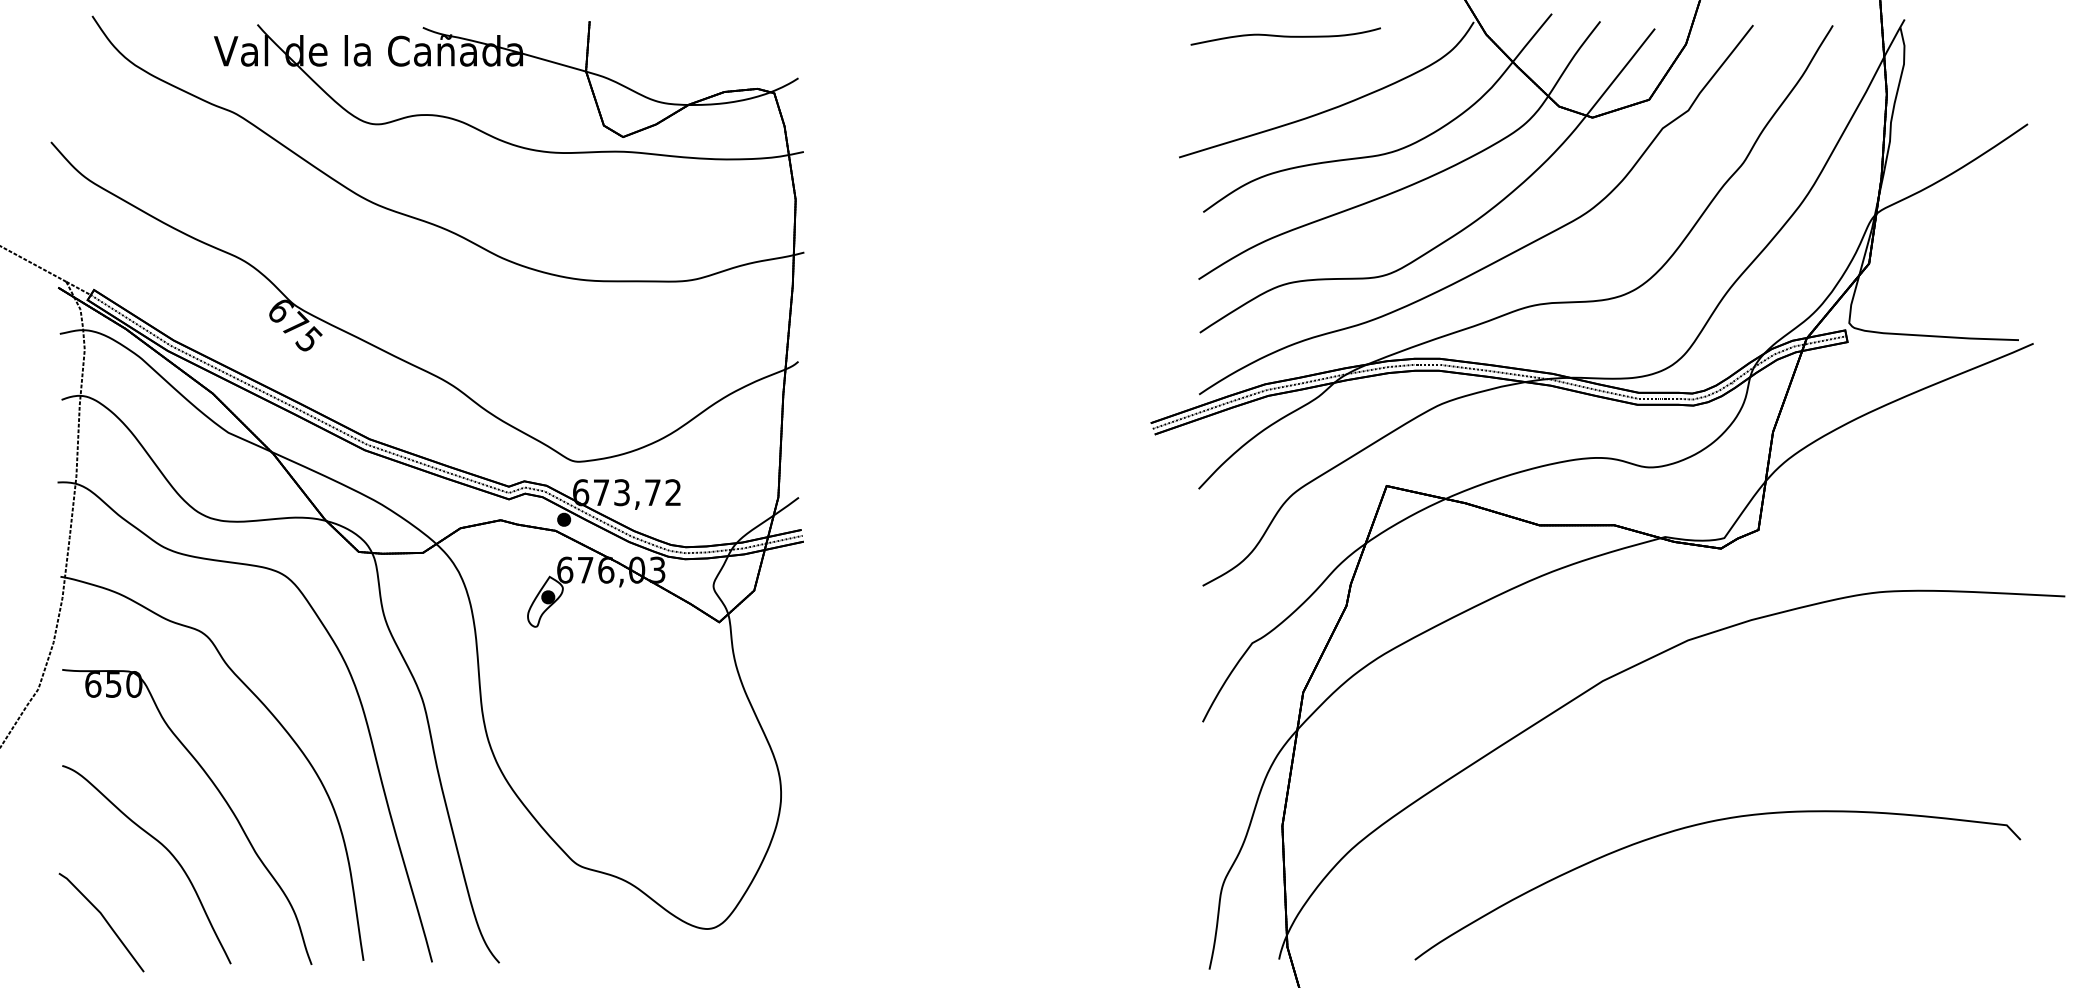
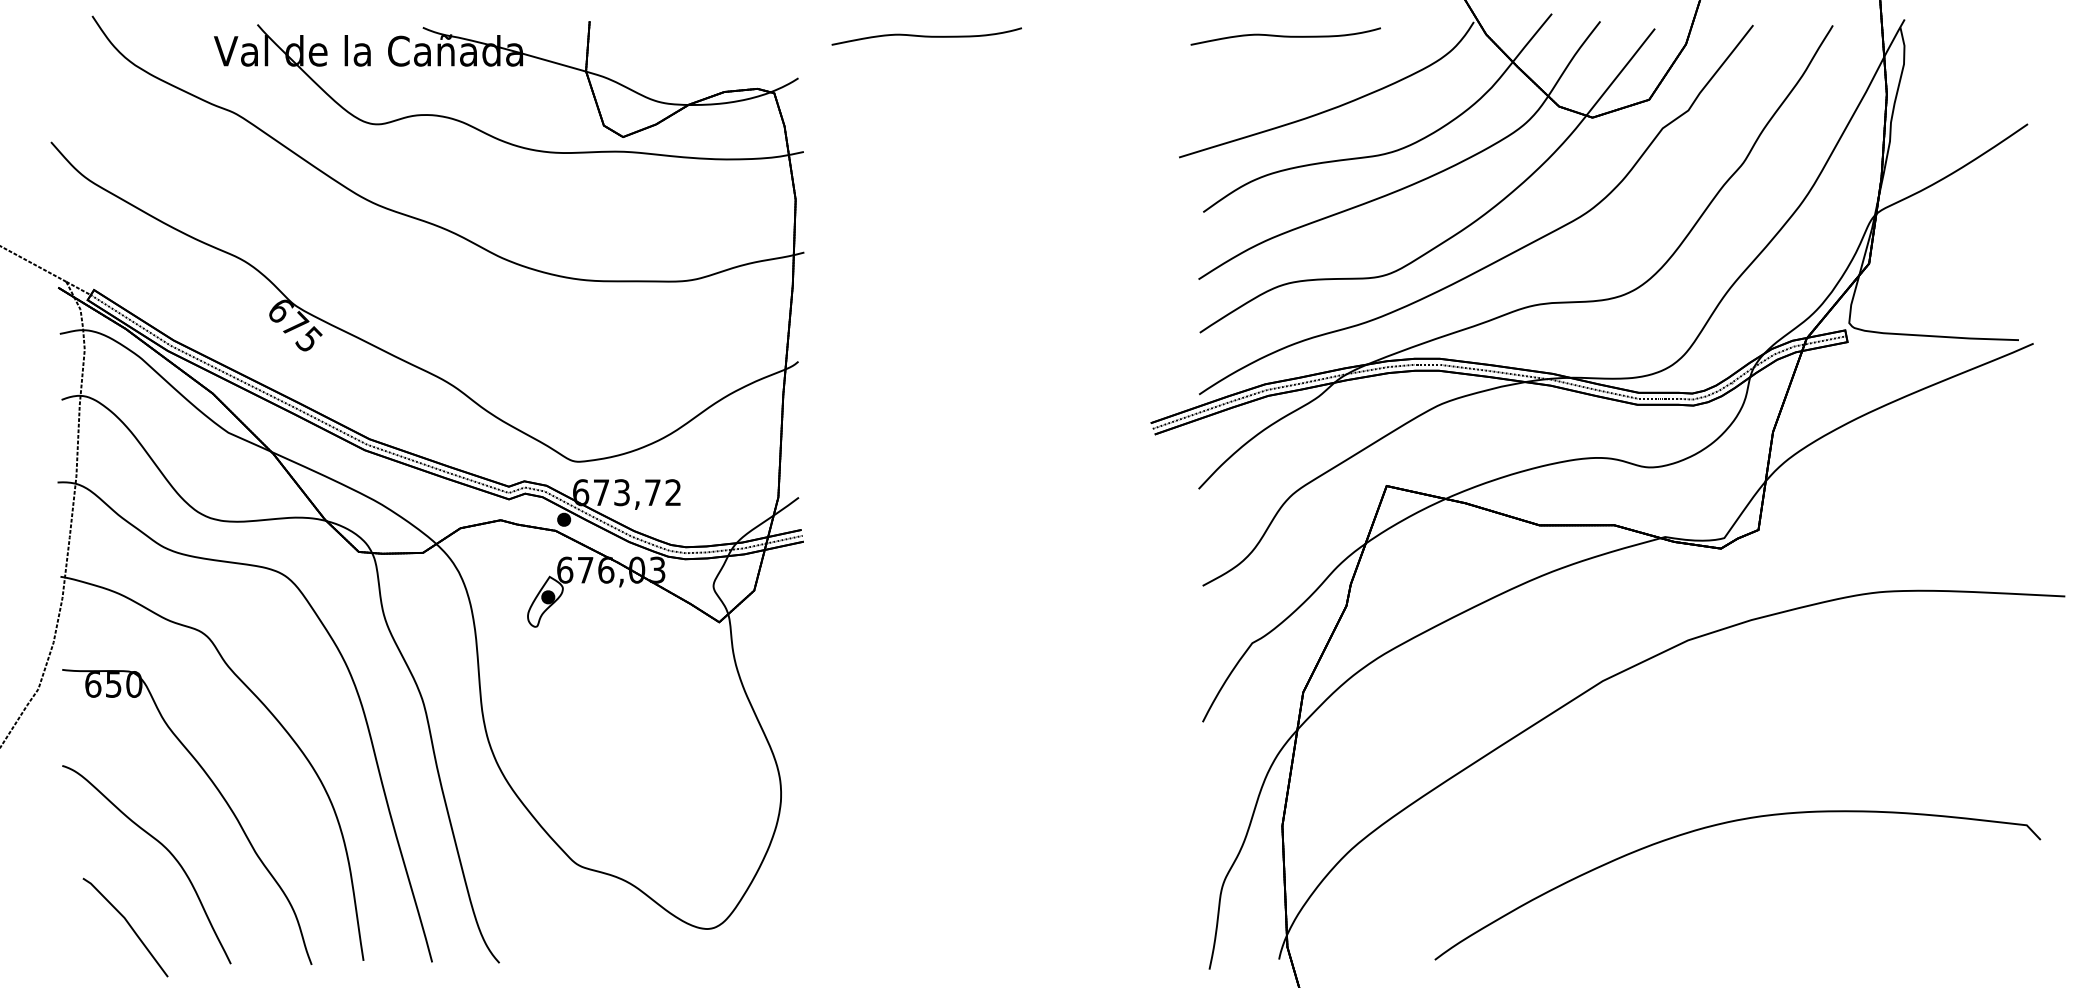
part: none -> present (926, 36)
part position: (1703, 824) -> (1723, 824) (1723, 824)
part position: (101, 922) -> (125, 927) (125, 927)
